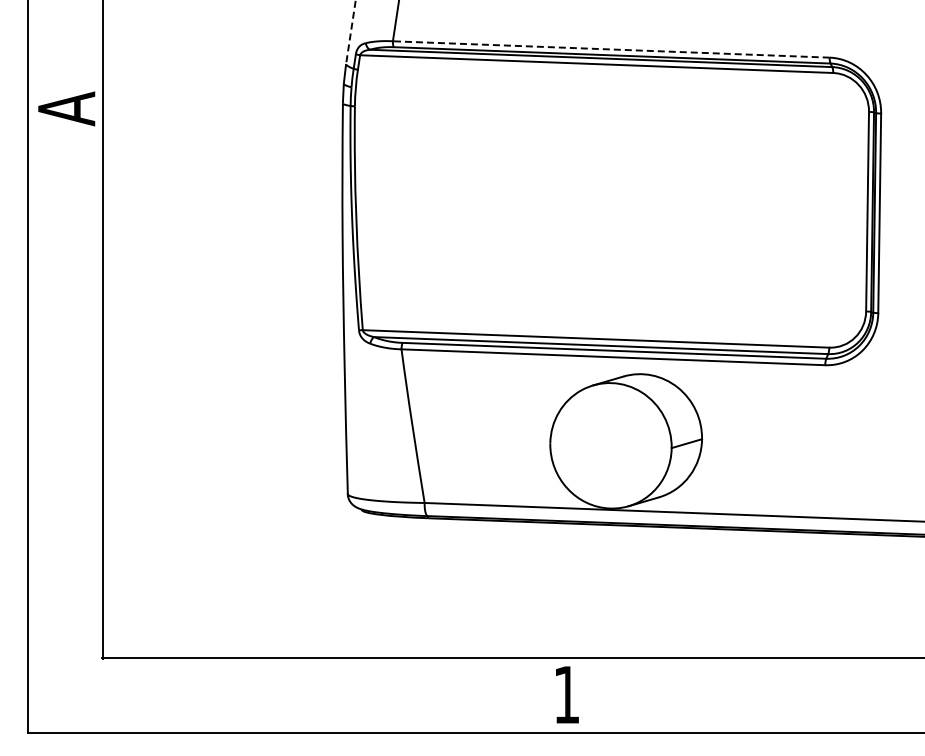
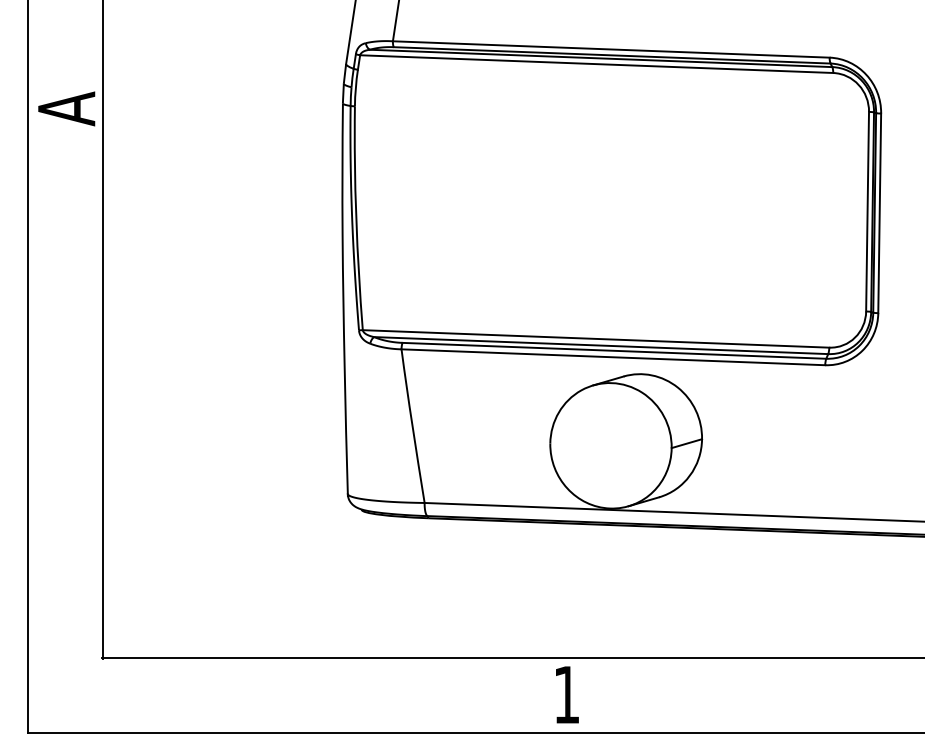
line: dashed -> solid (350, 32)
line: dashed -> solid (611, 49)
